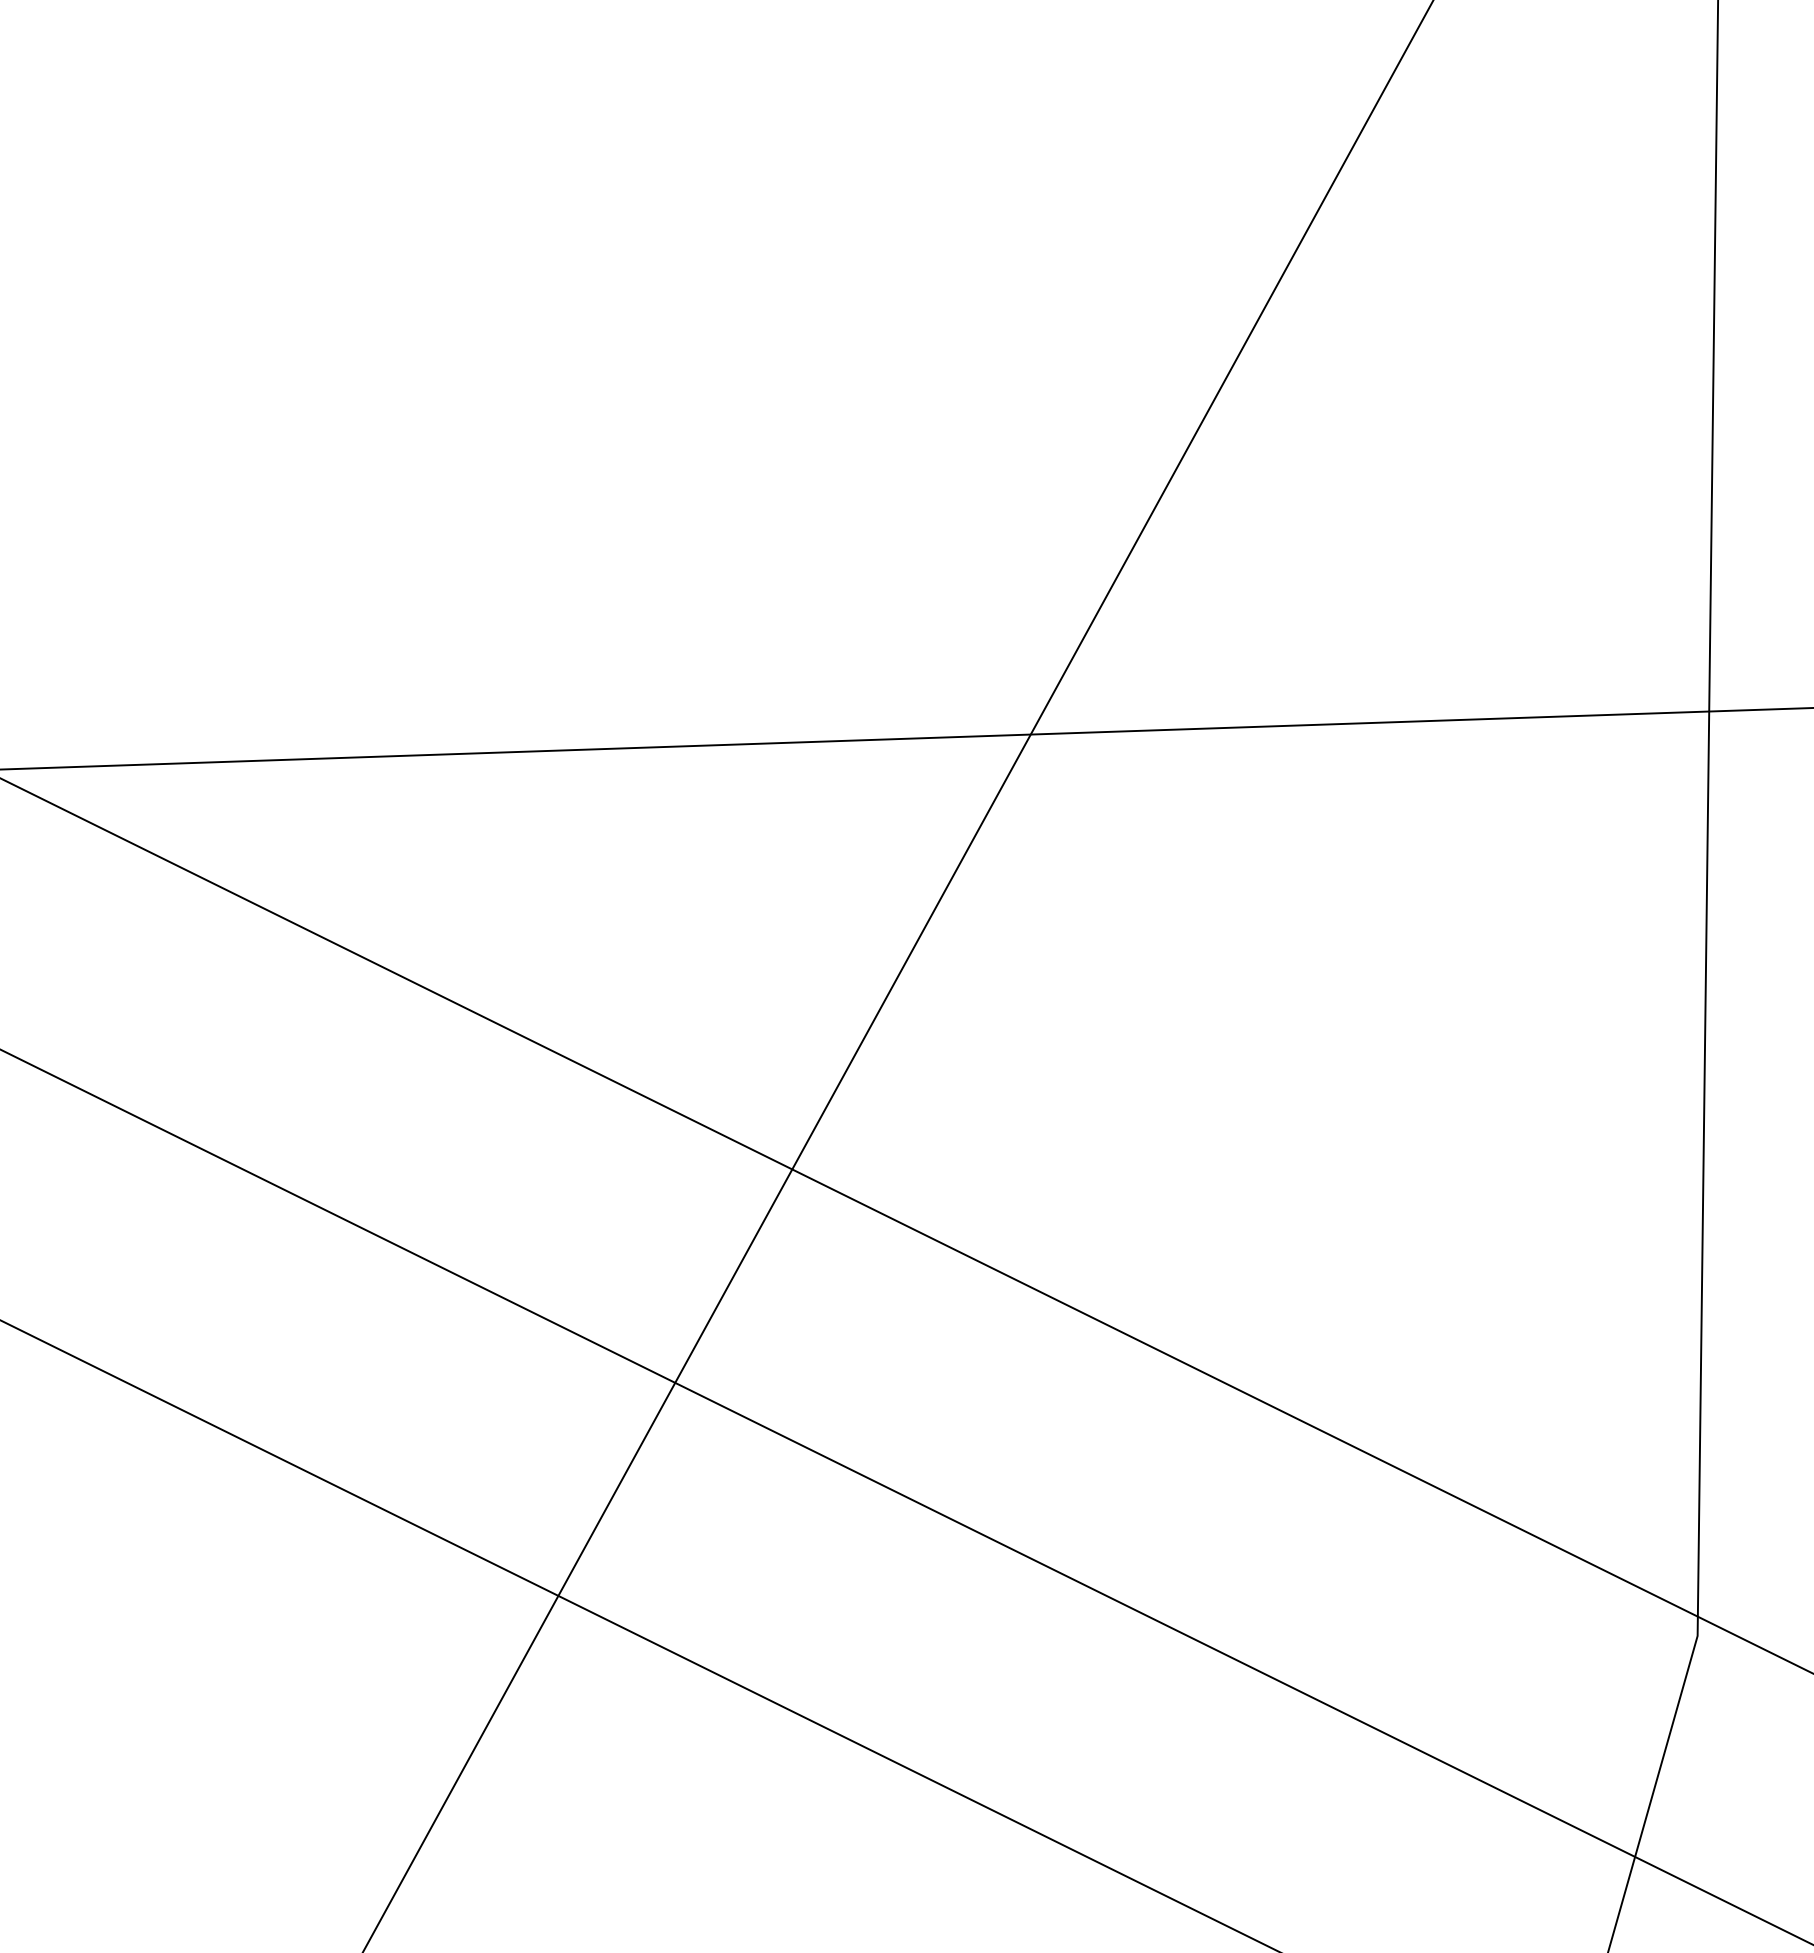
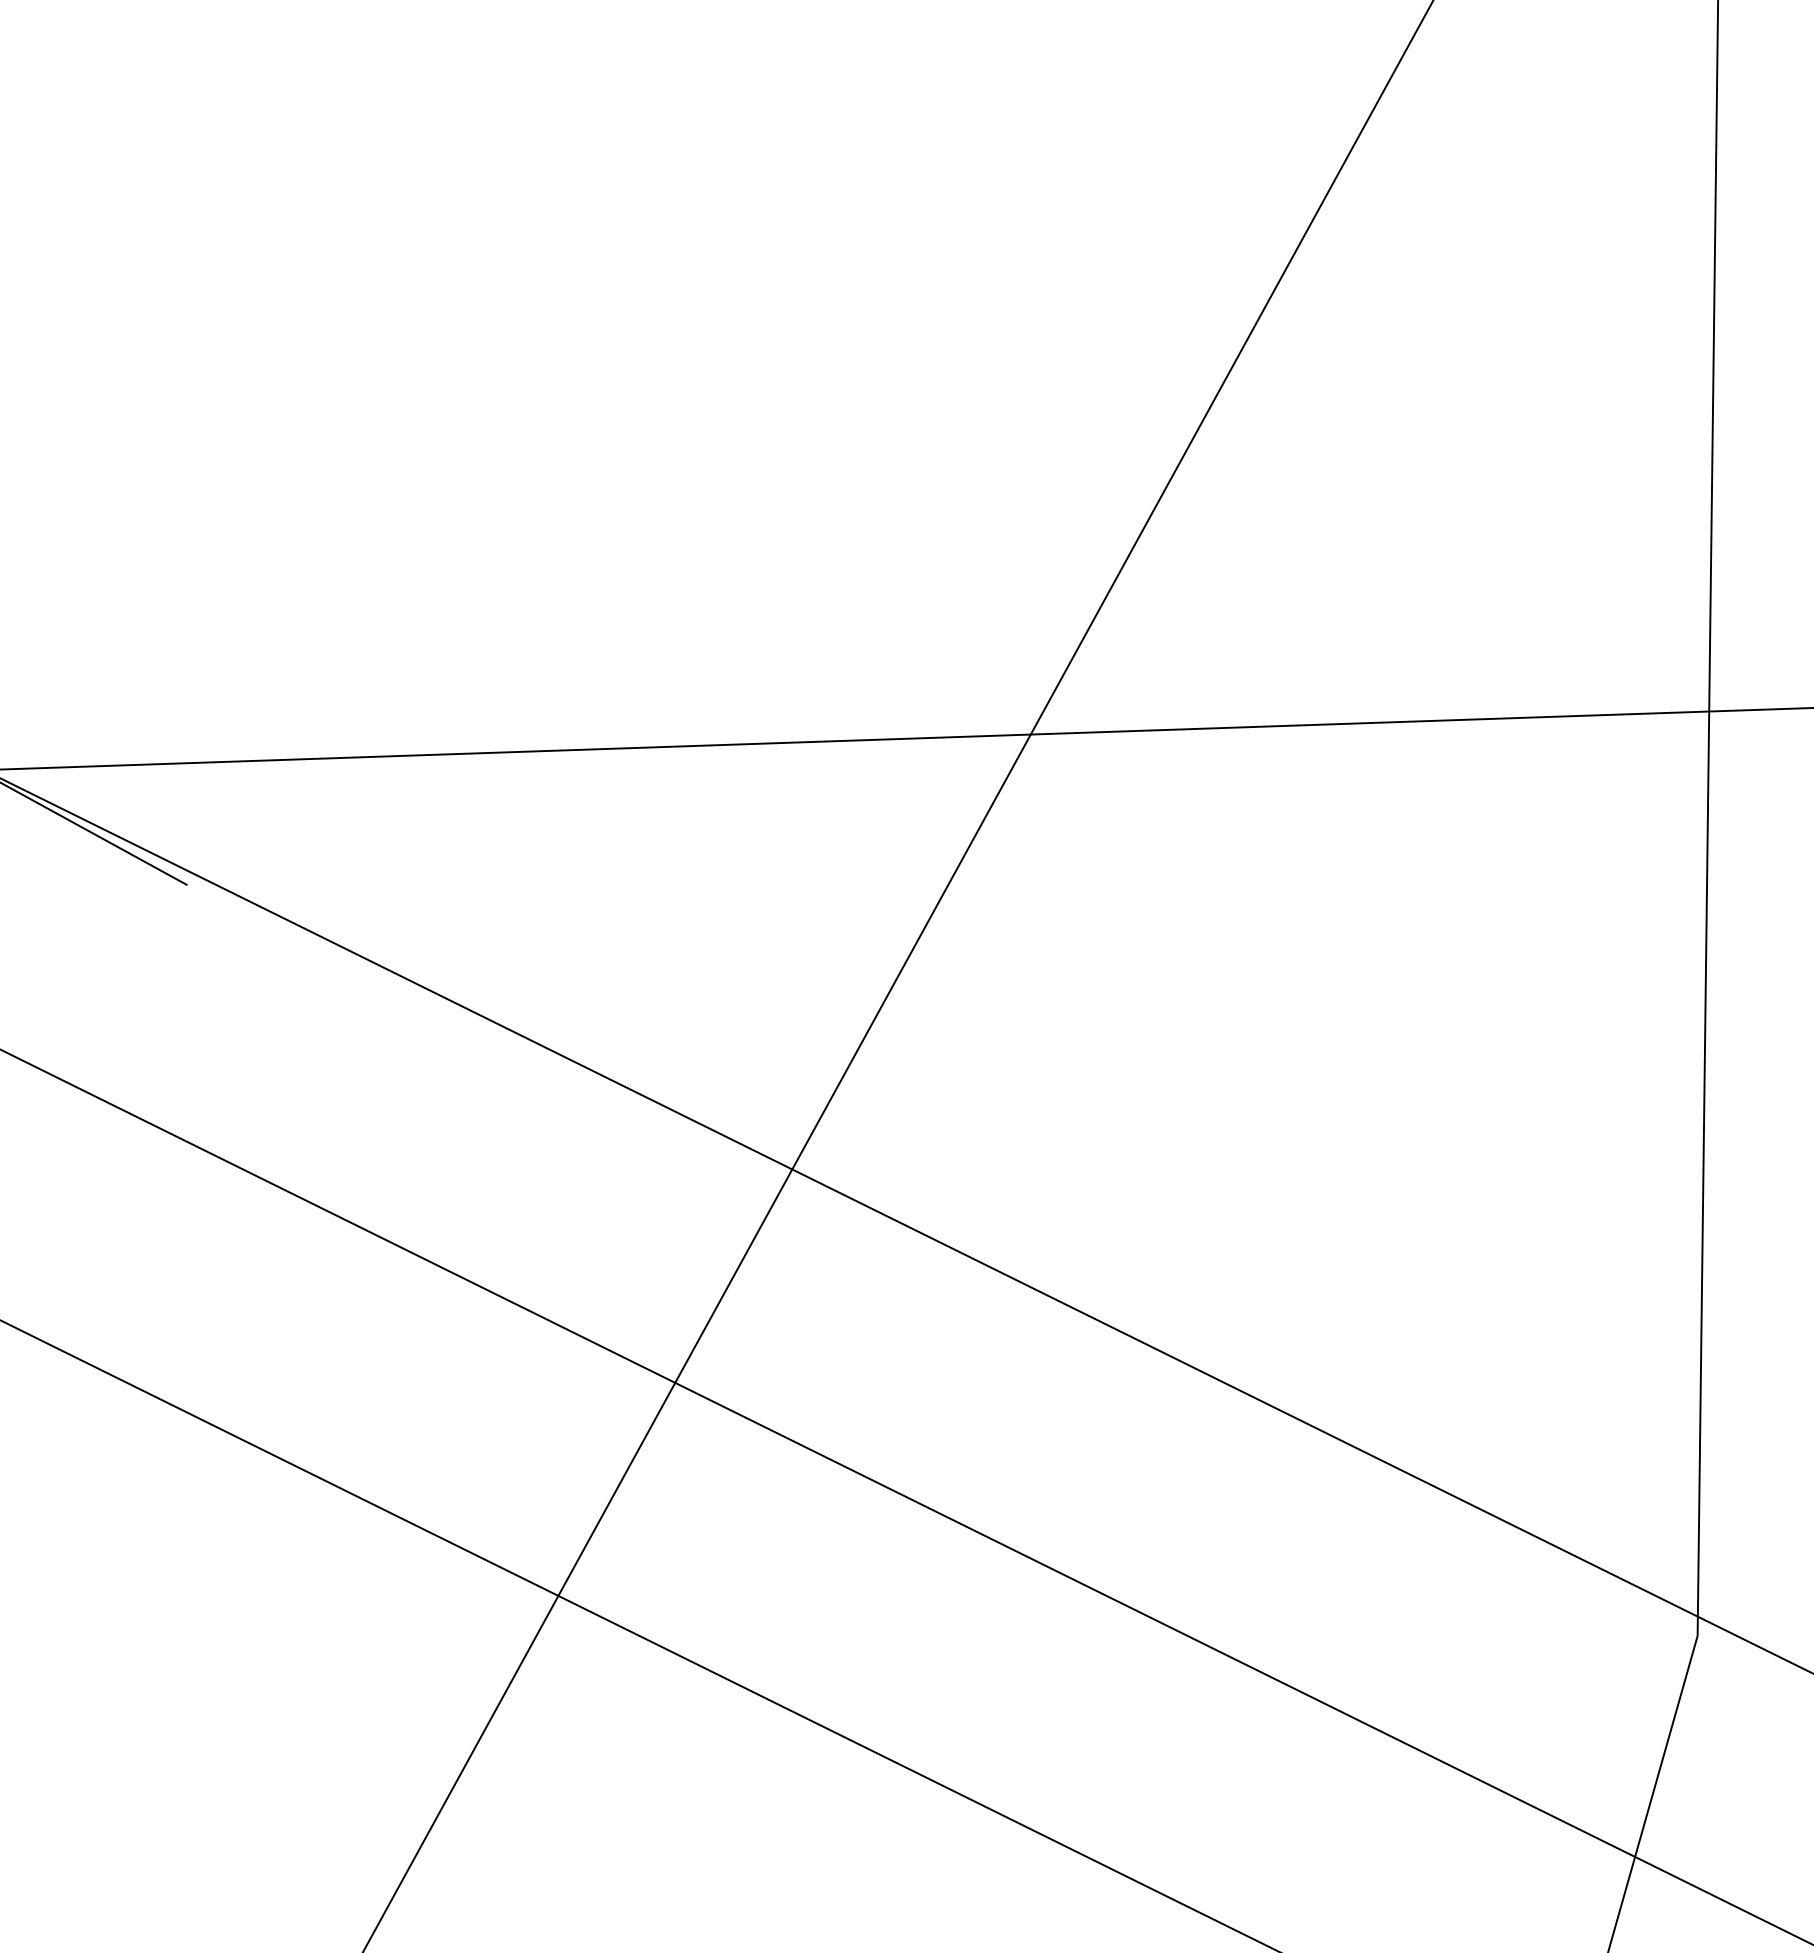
line: none -> present (94, 833)
